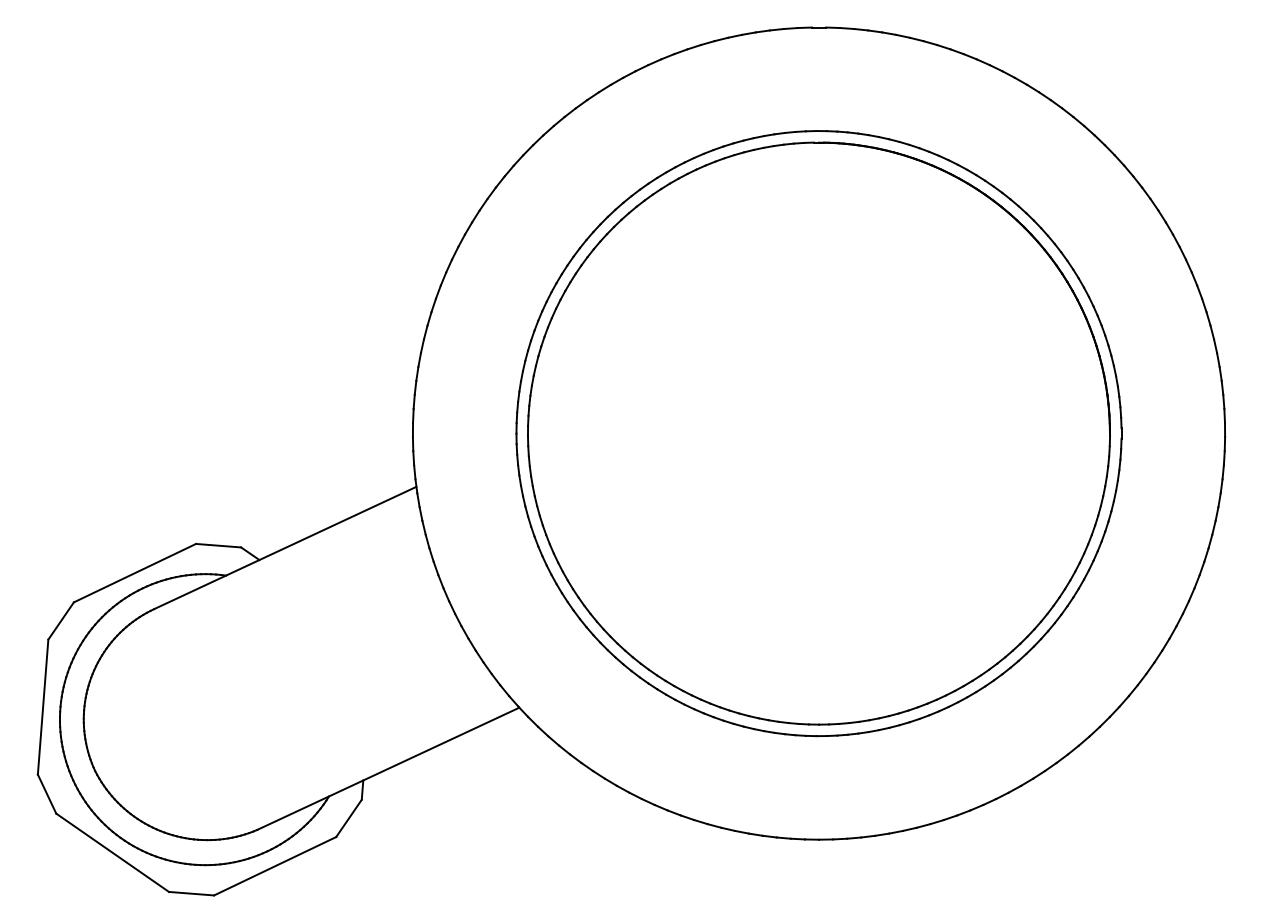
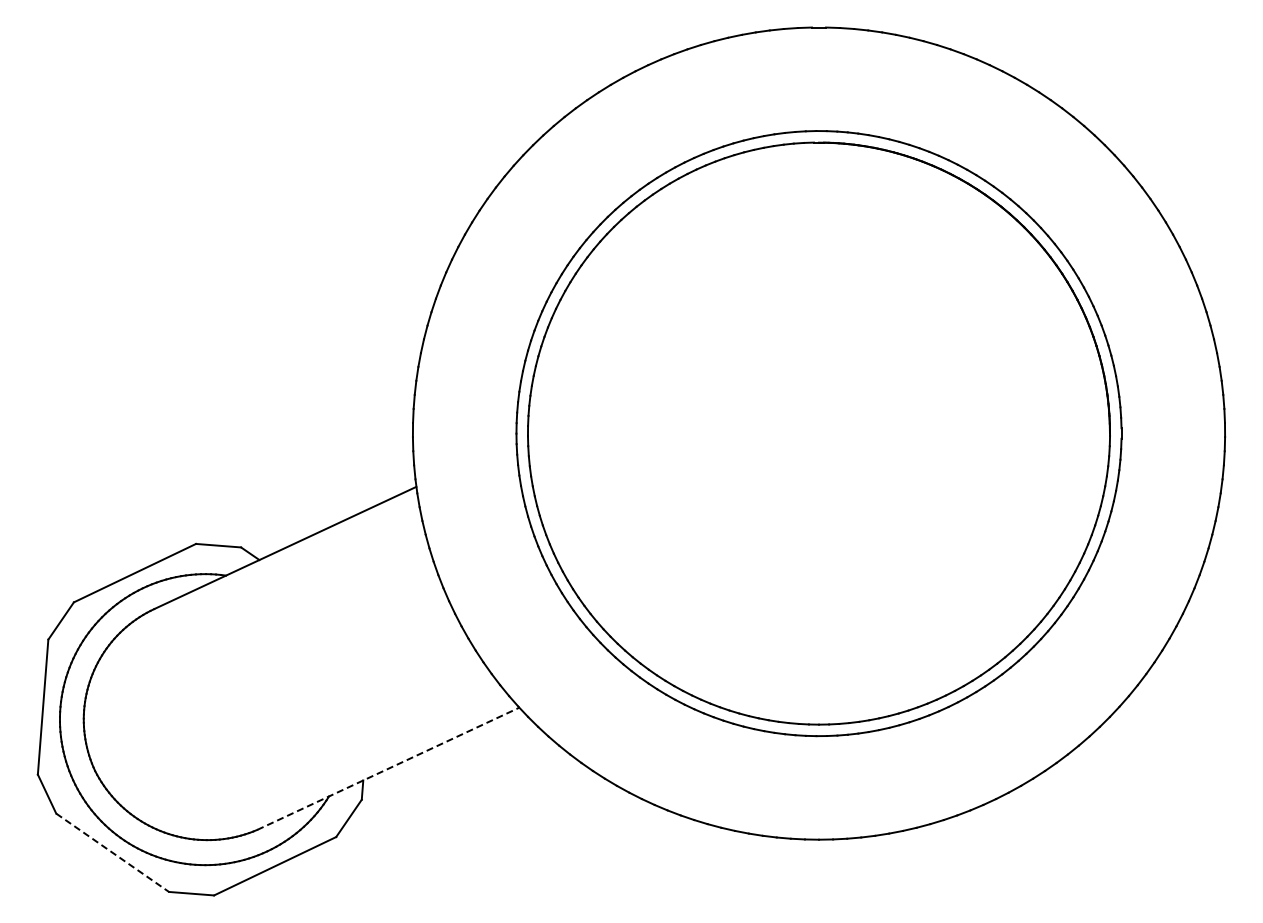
line: solid -> dashed (388, 768)
line: solid -> dashed (112, 852)
